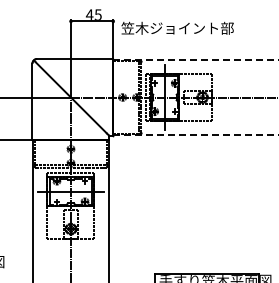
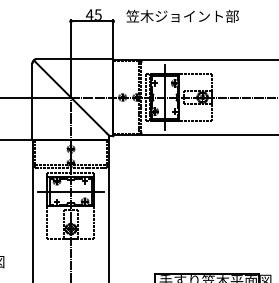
text position: (177, 27) -> (182, 15) (182, 15)
line: dashed -> solid (196, 59)
line: dashed -> solid (196, 135)
